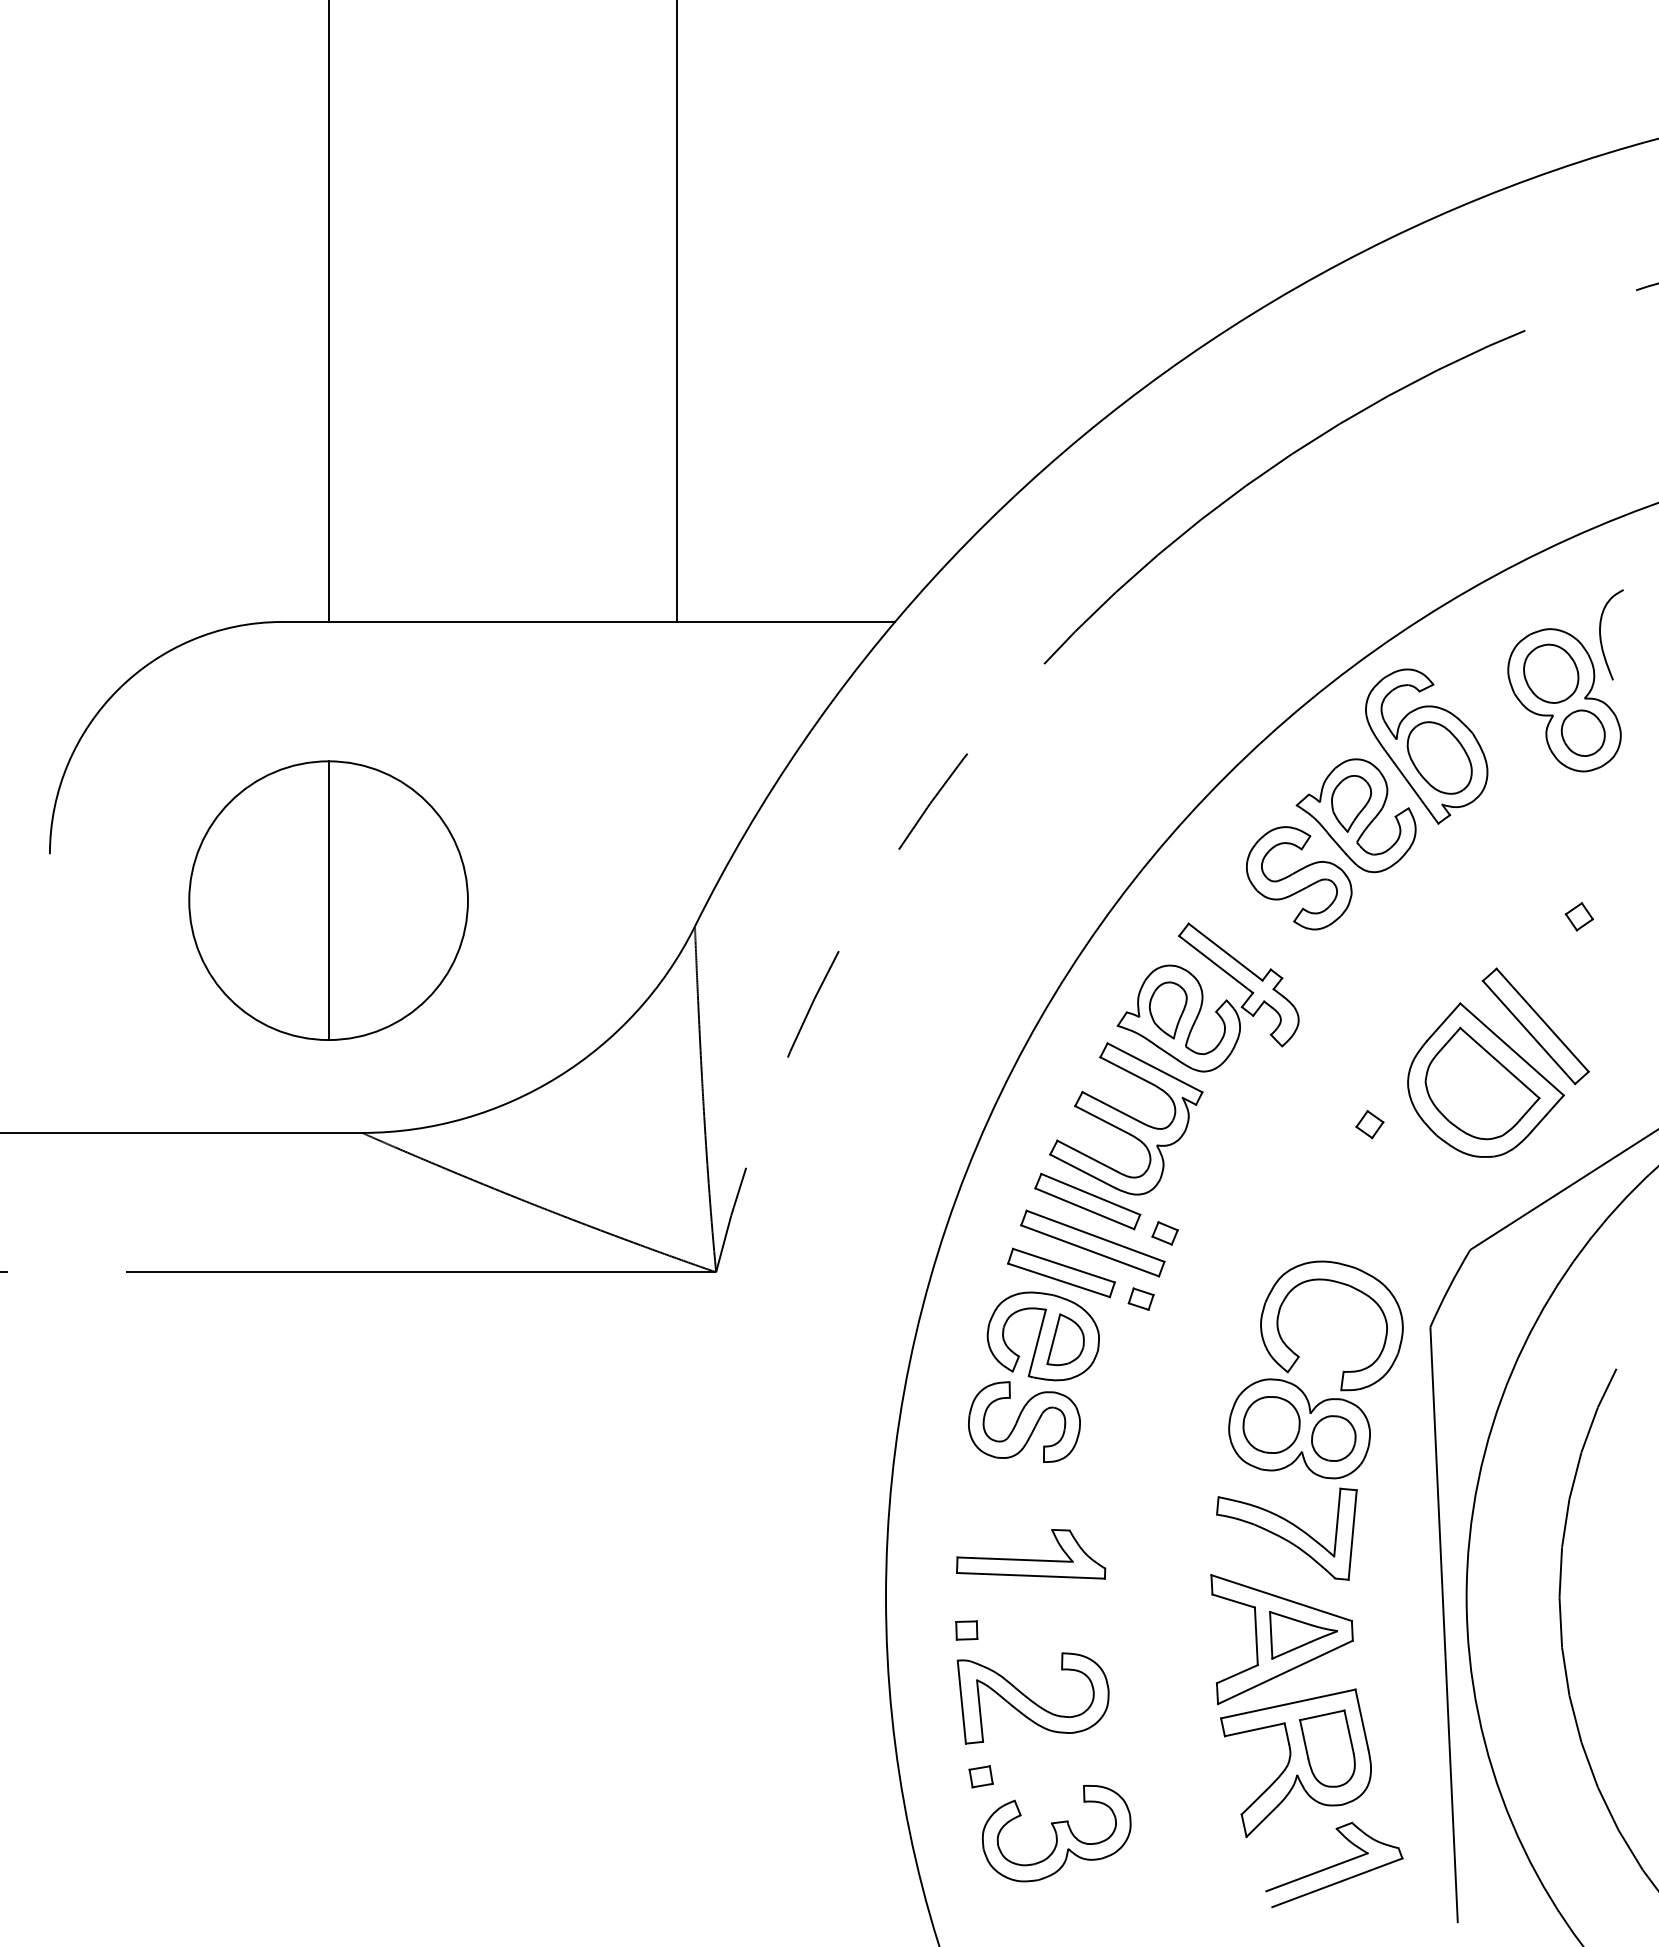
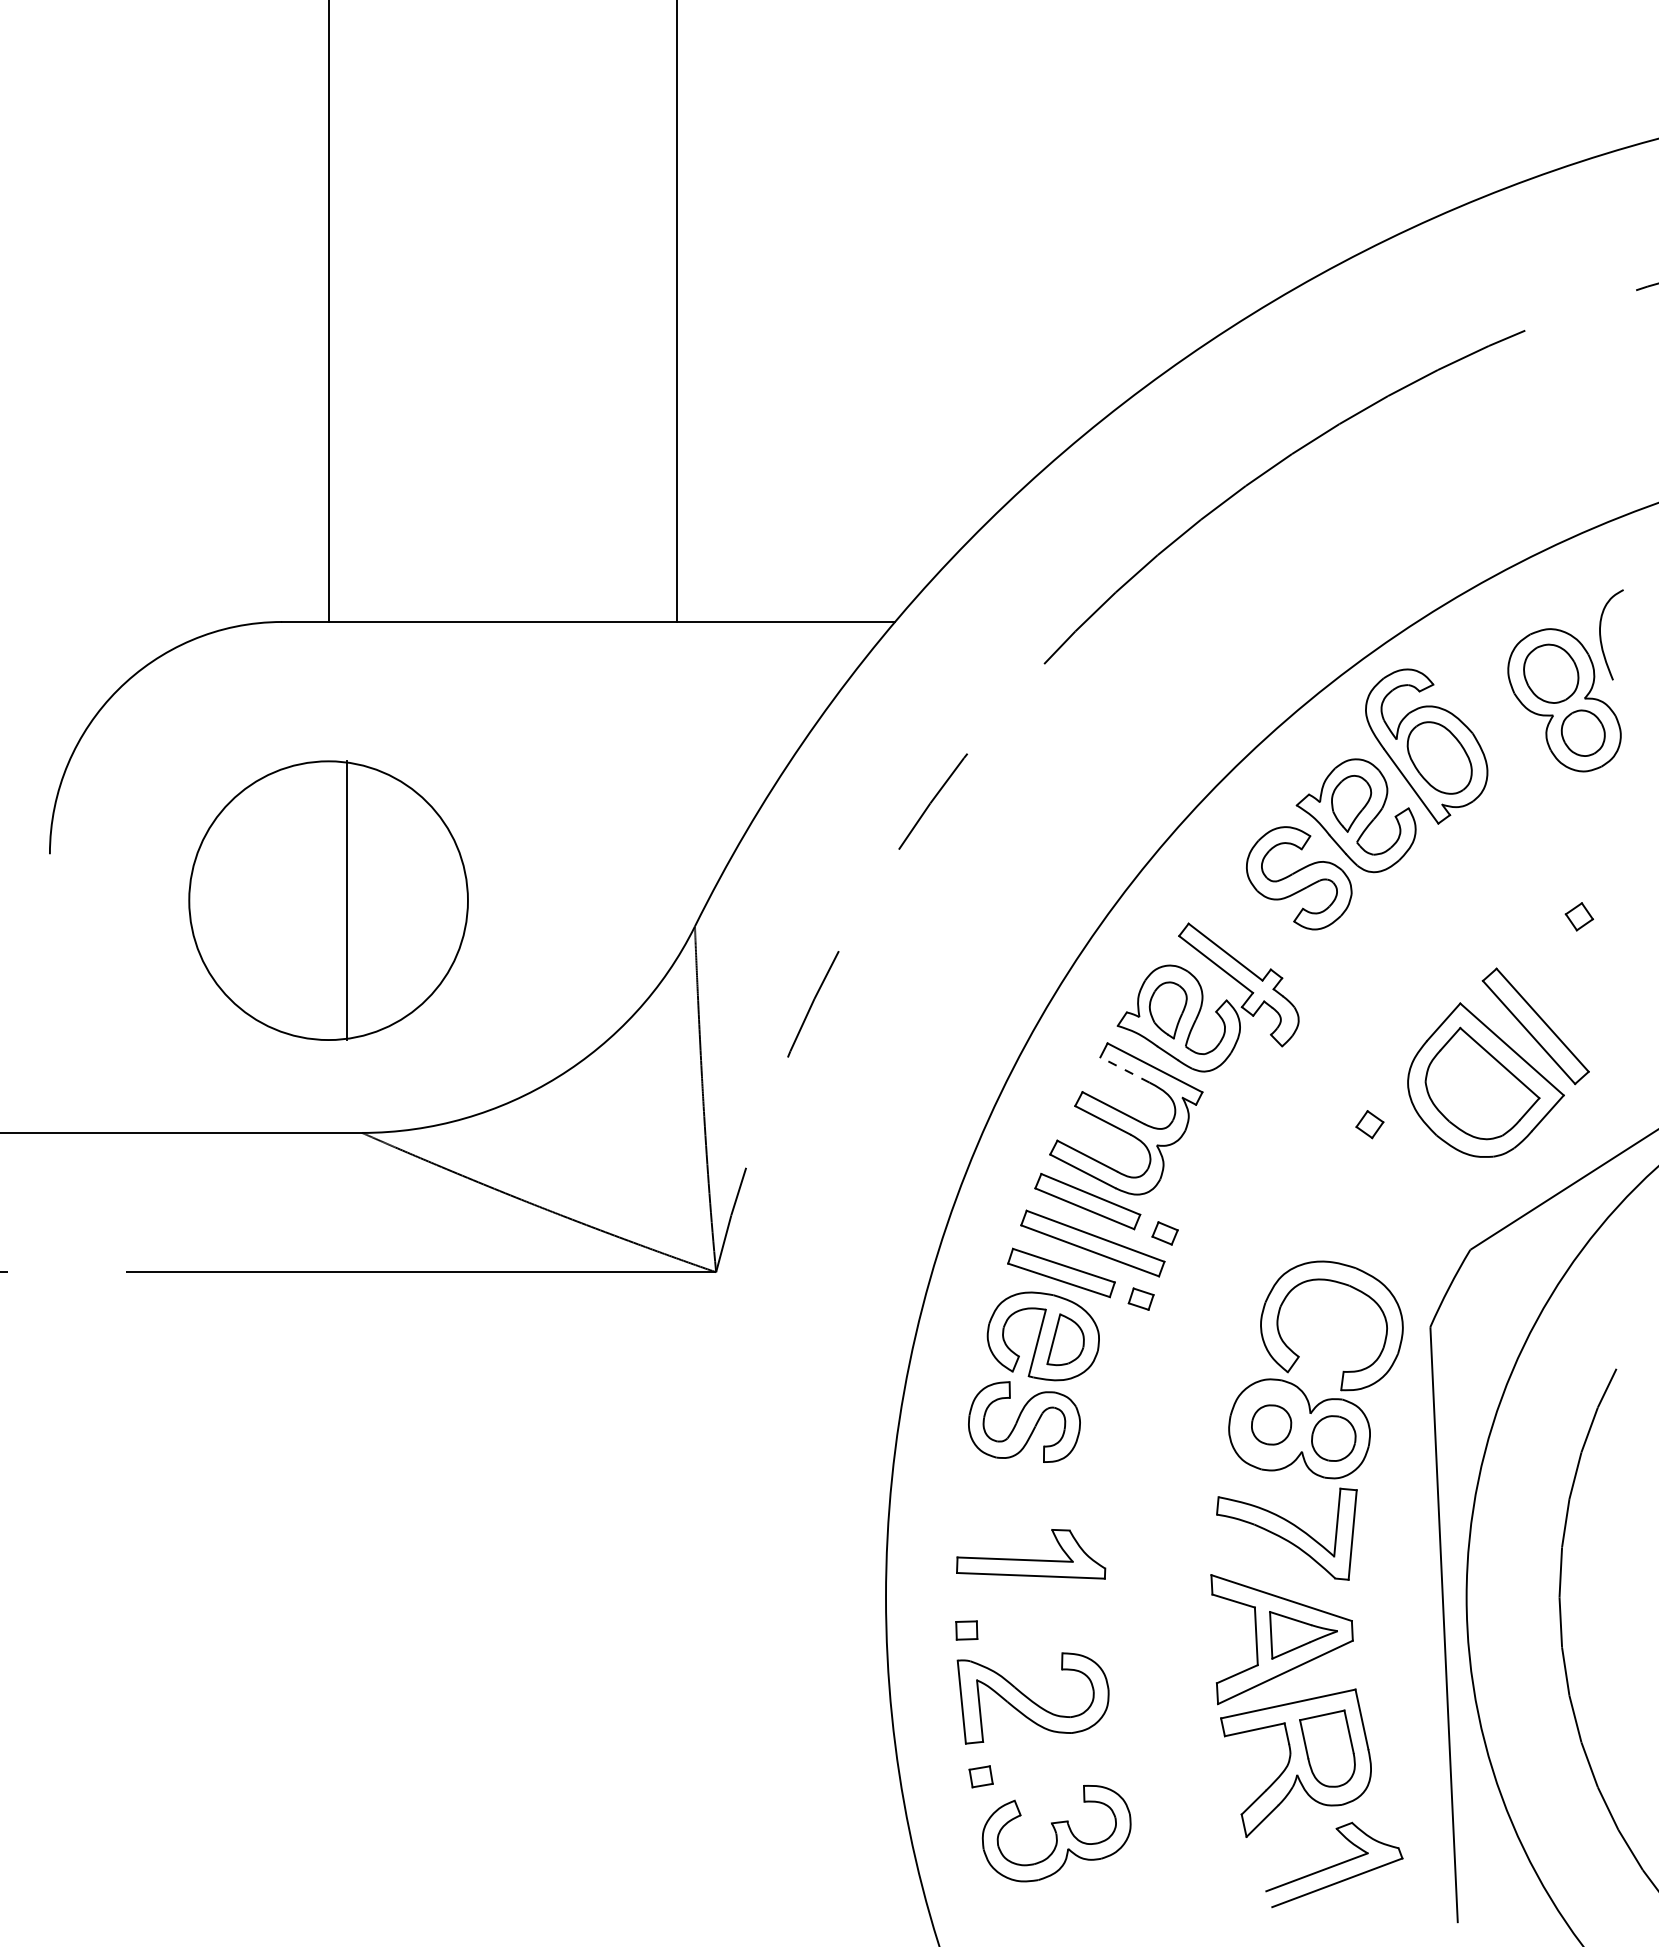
line position: (328, 900) -> (346, 900) (346, 900)
line: solid -> dashed (1125, 1070)
part size: 59x58 px -> 42x42 px (1271, 1424)
